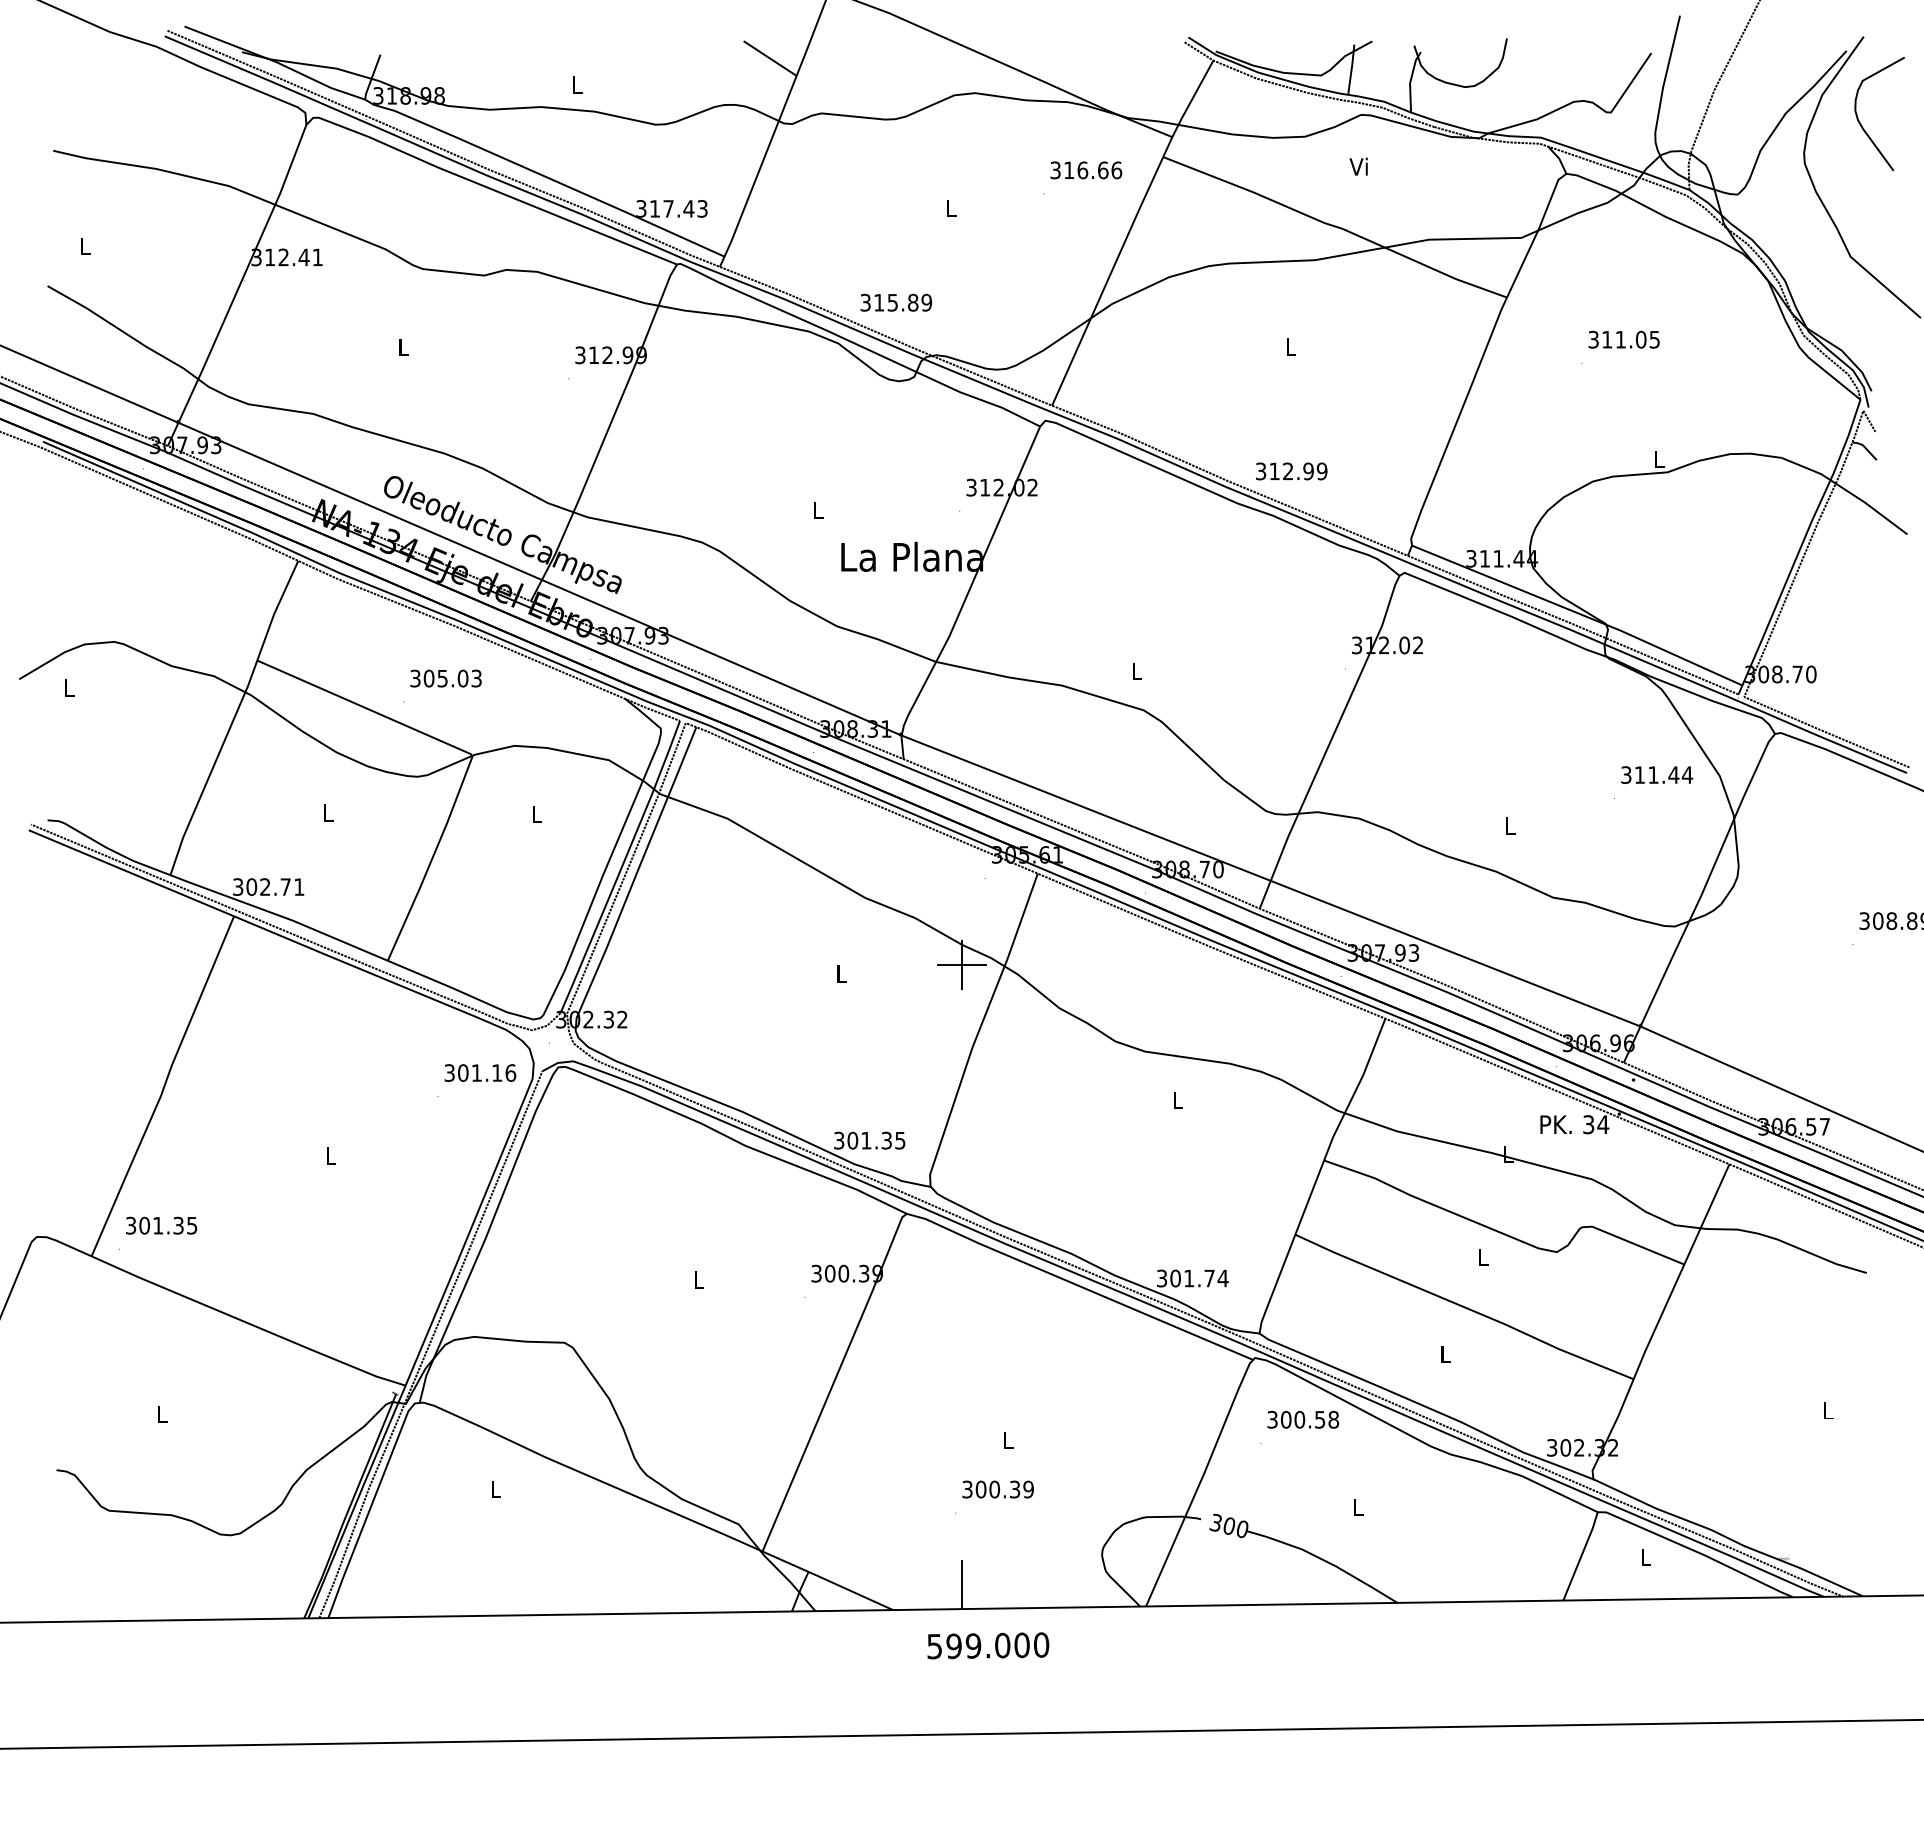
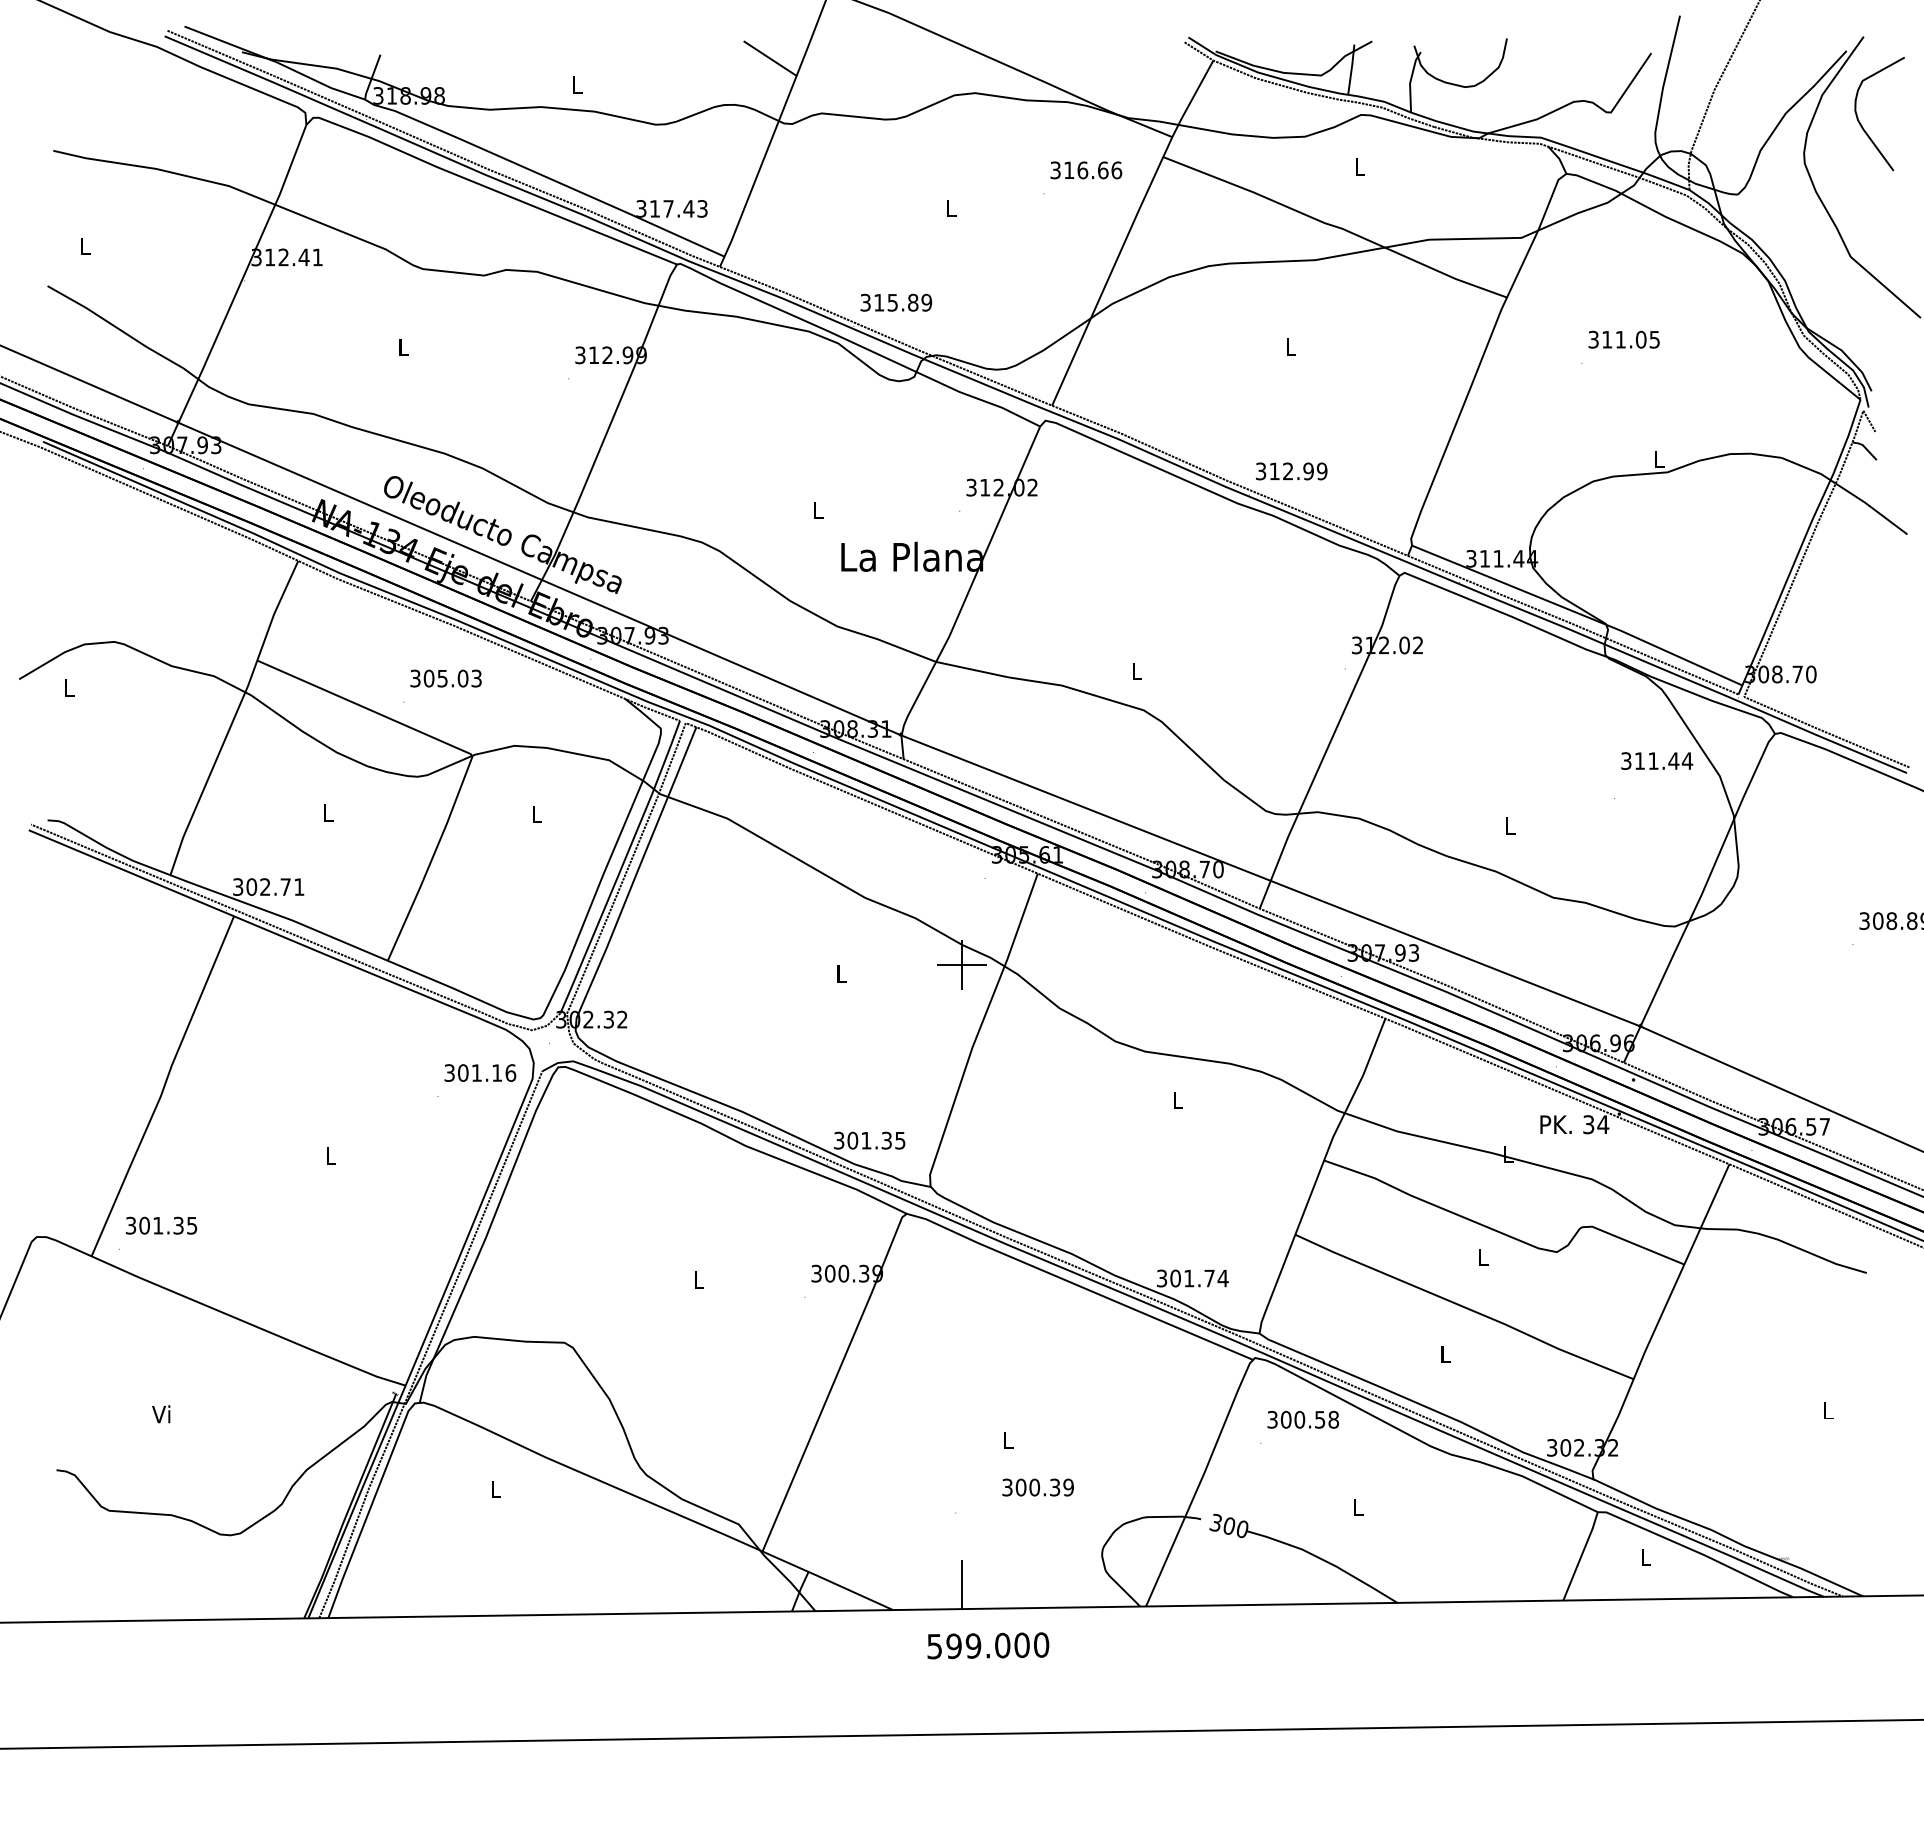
text: Vi -> L (1358, 166)
text position: (1657, 774) -> (1657, 760) (1657, 760)
text: L -> Vi (161, 1414)
text position: (997, 1489) -> (1037, 1487) (1037, 1487)
